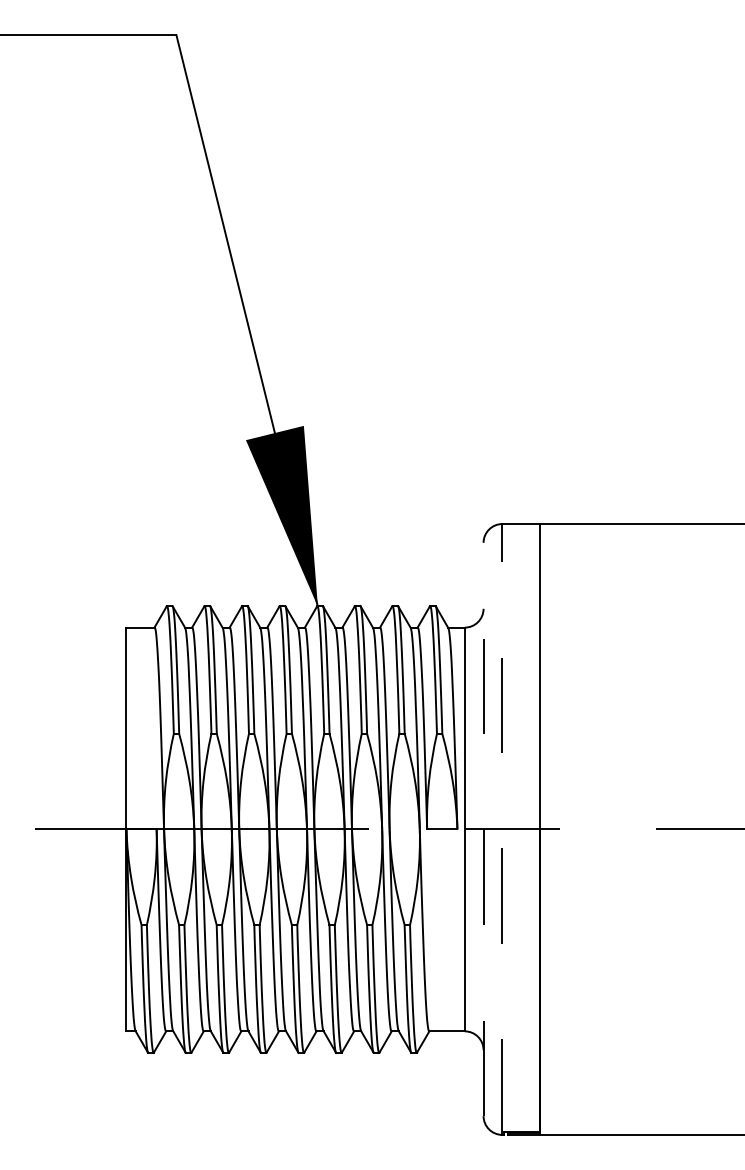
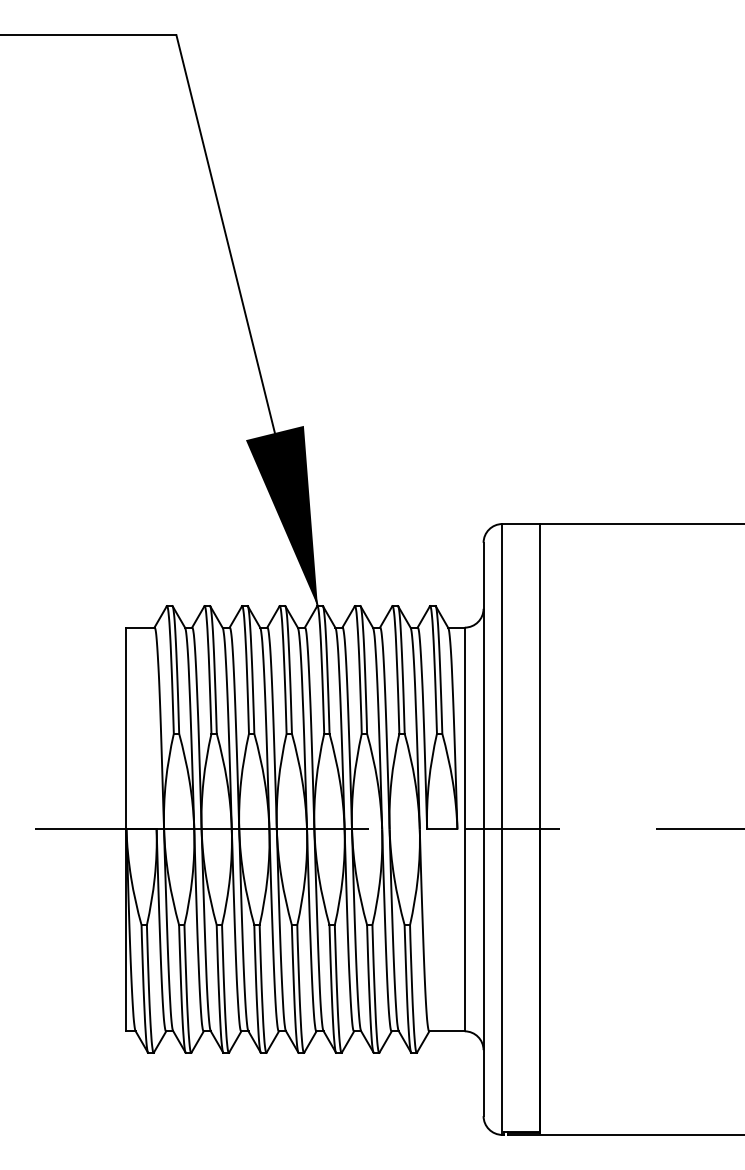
line: dashed -> solid (502, 828)
line: dashed -> solid (483, 829)
